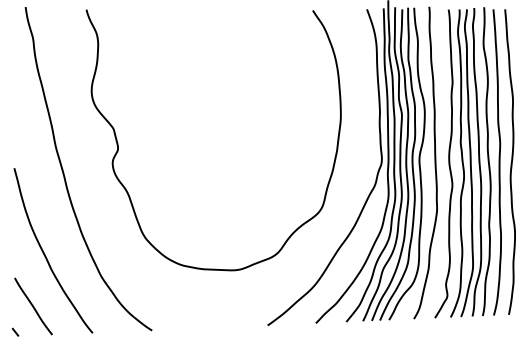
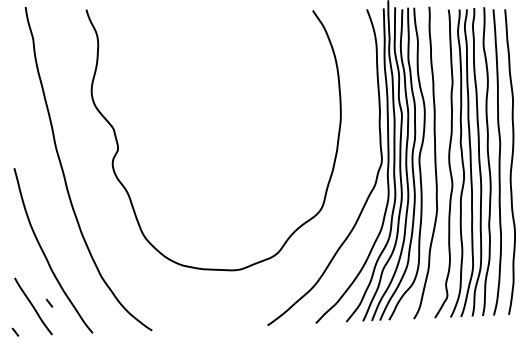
line: none -> present (49, 302)
